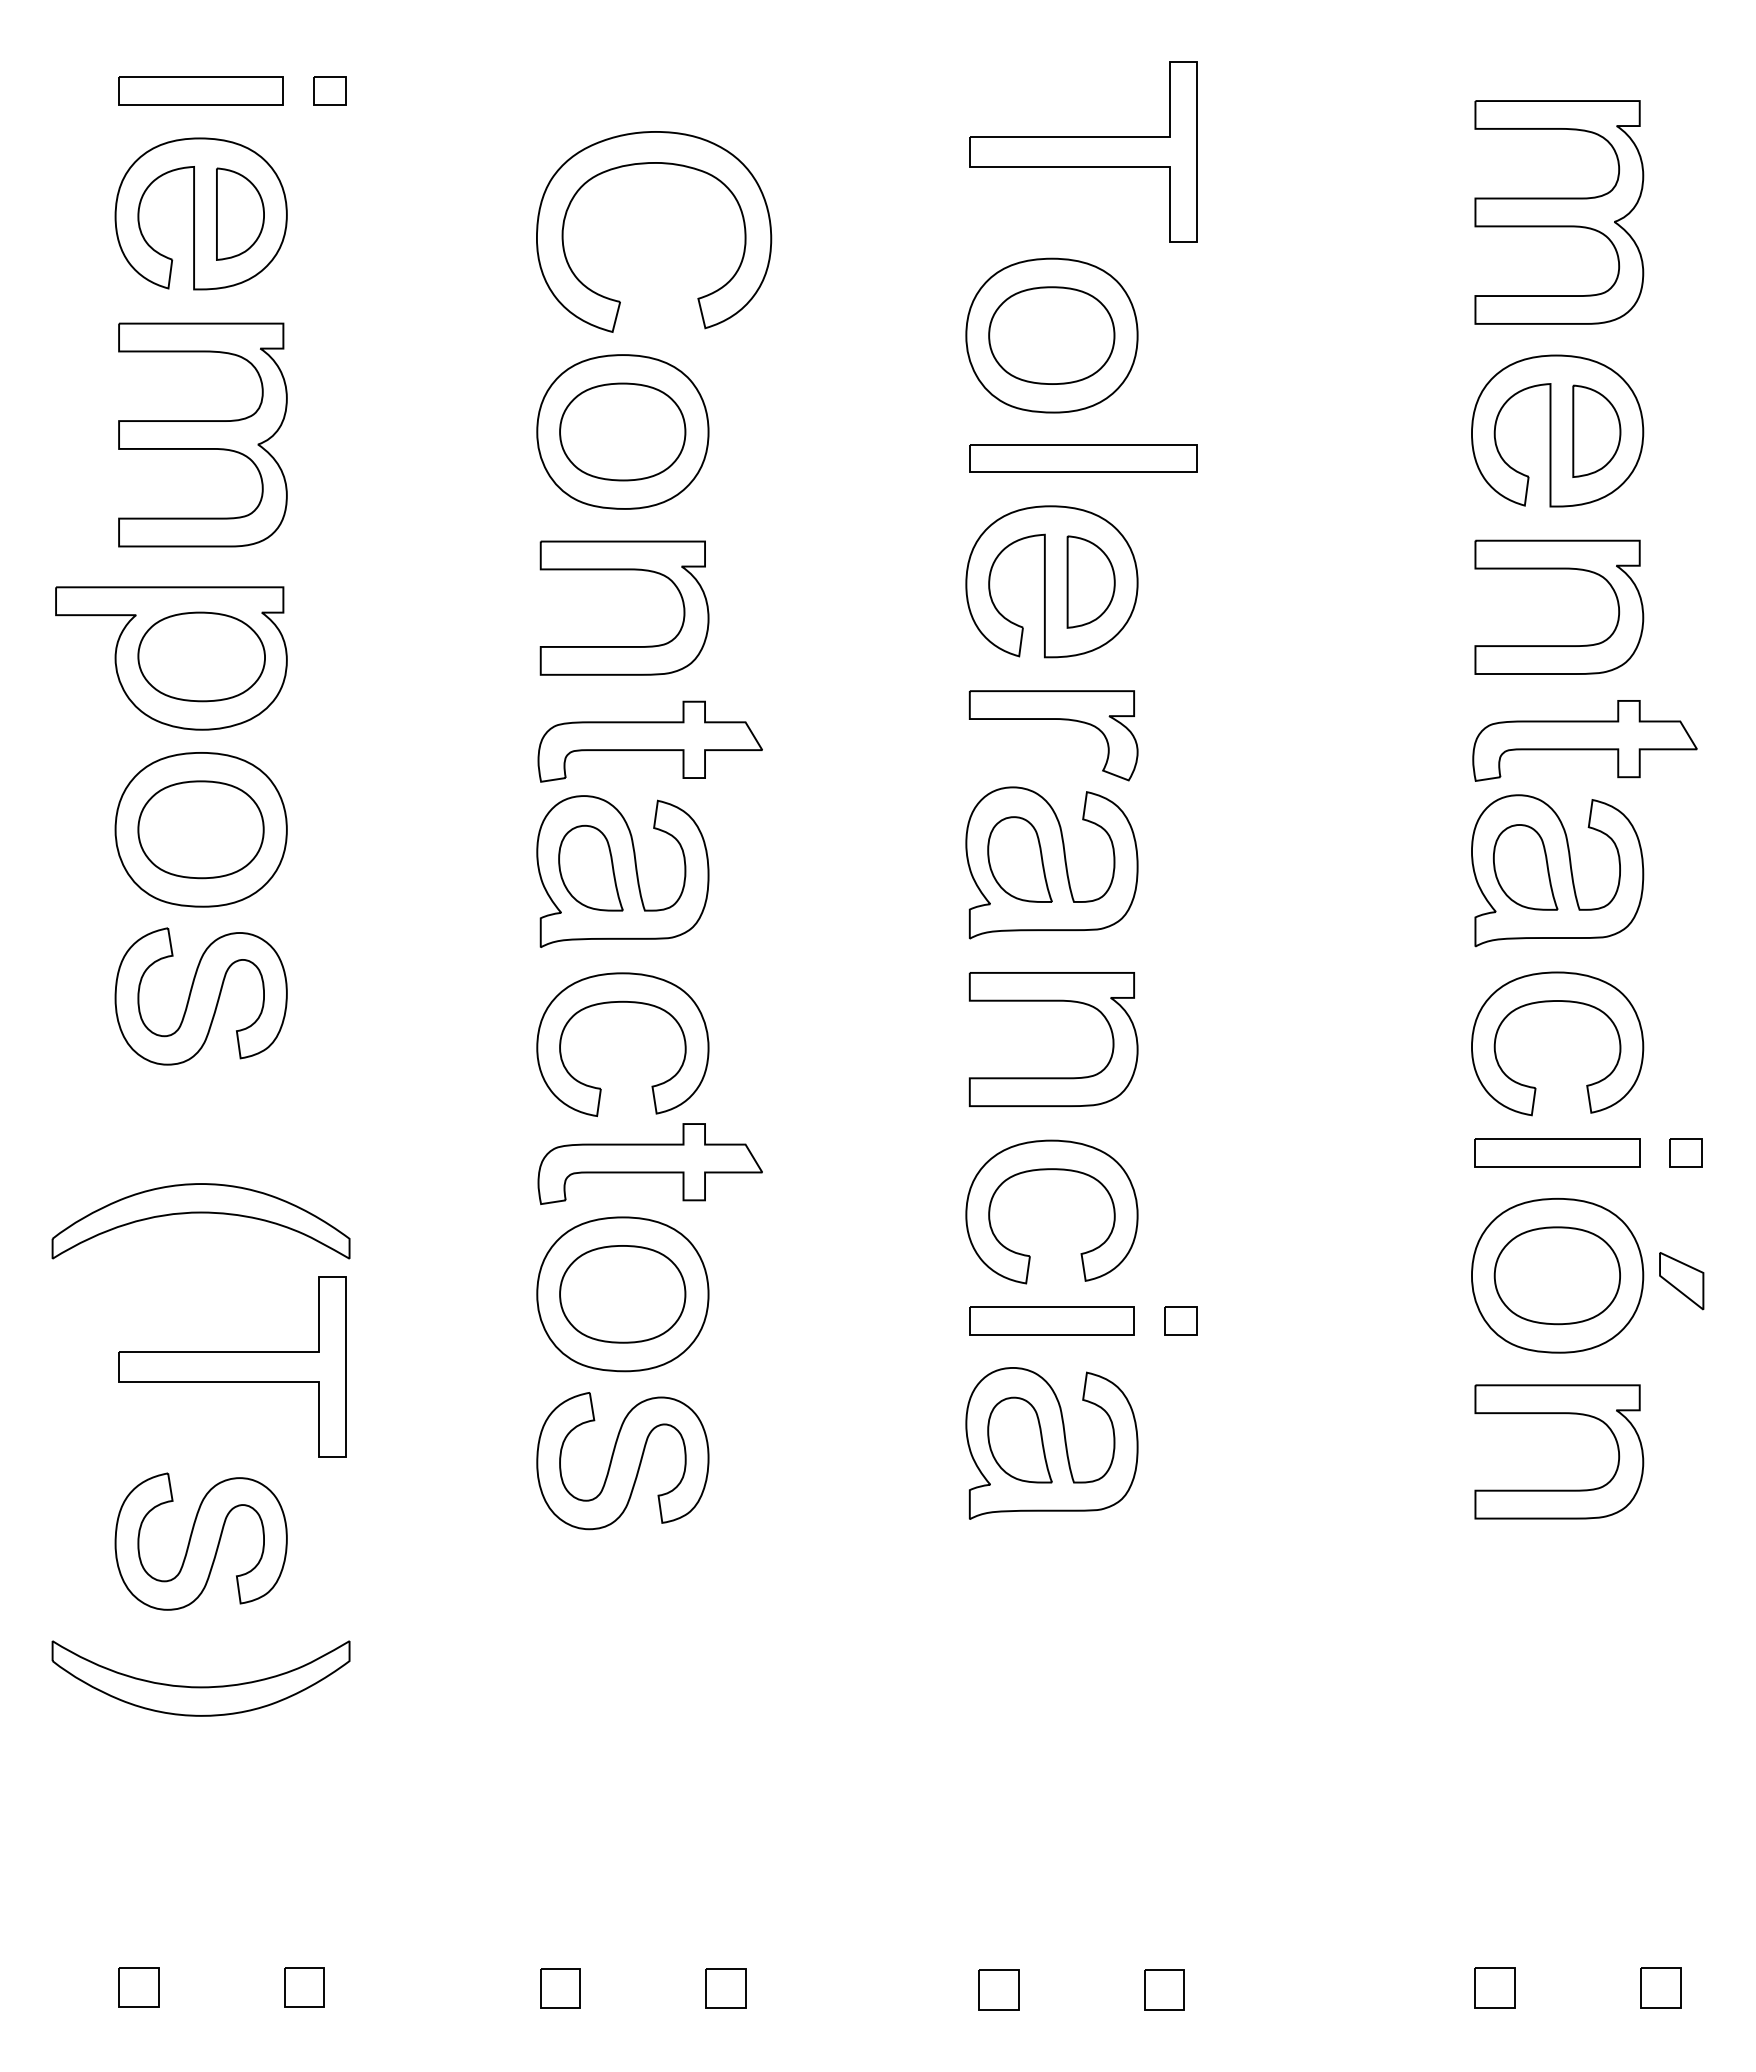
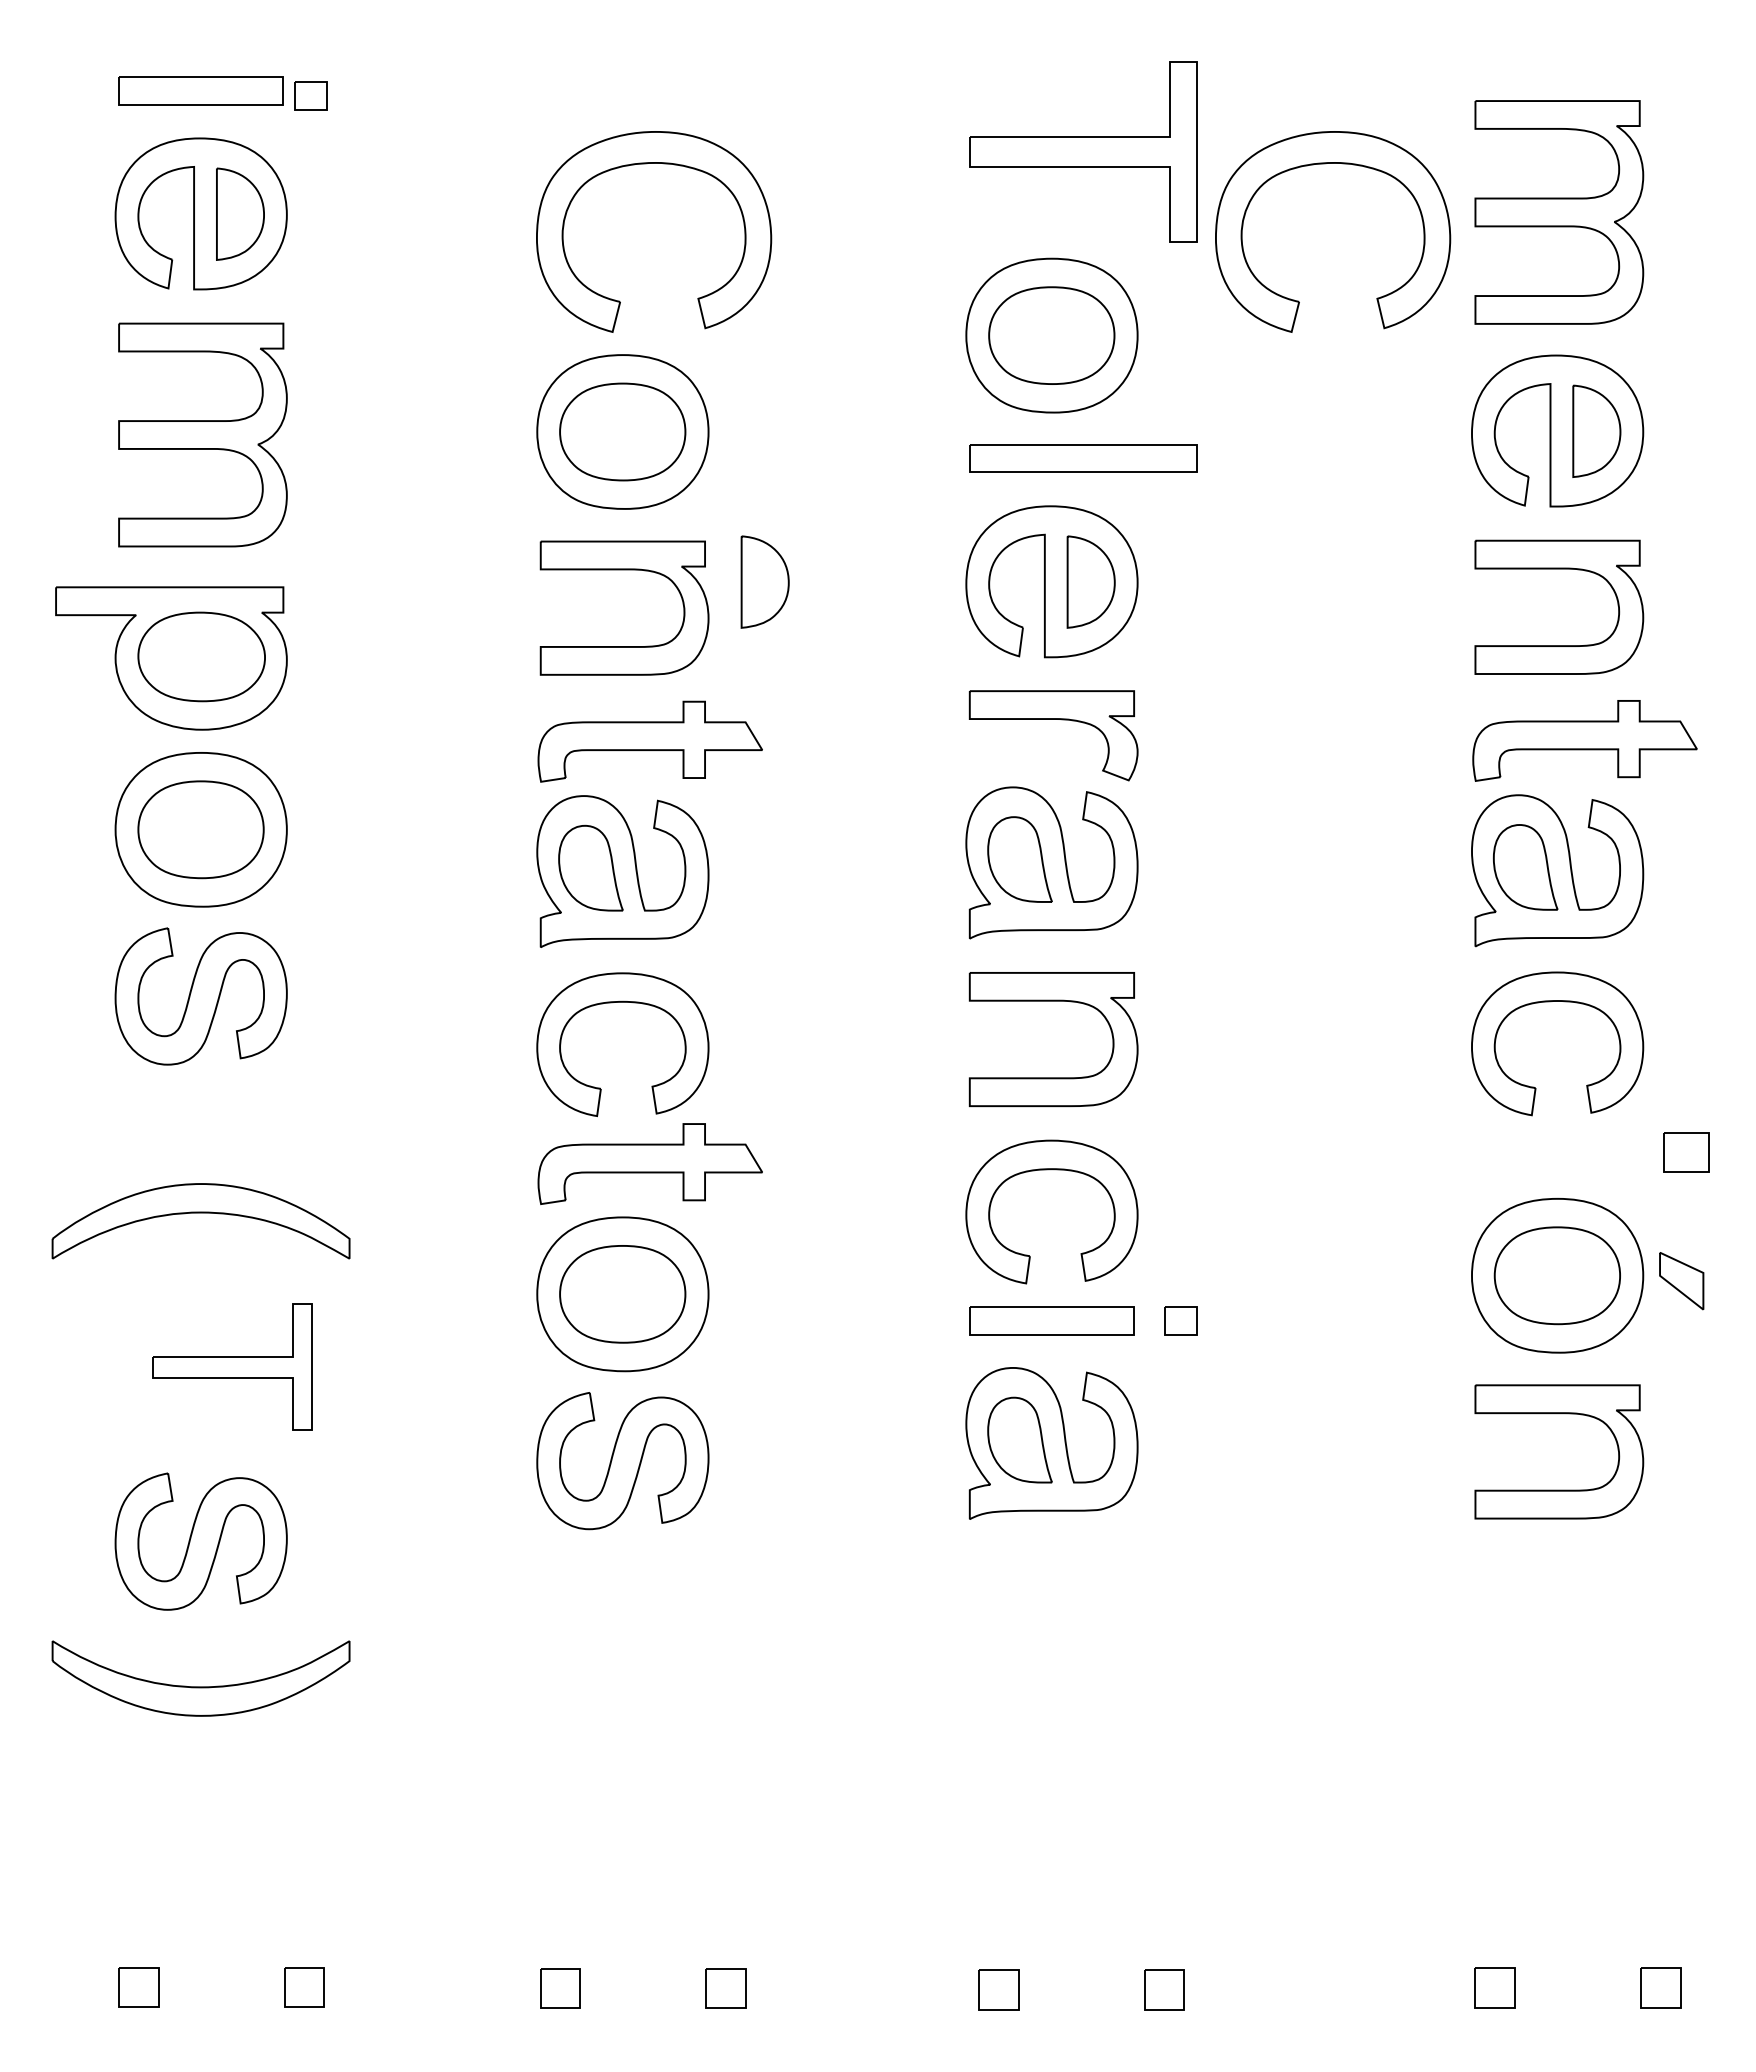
part position: (329, 90) -> (310, 95) (310, 95)
part: none -> present (1325, 164)
part: none -> present (764, 581)
part: present -> none (1557, 1152)
part size: 34x30 px -> 47x41 px (1686, 1152)
part size: 229x182 px -> 161x128 px (232, 1366)
